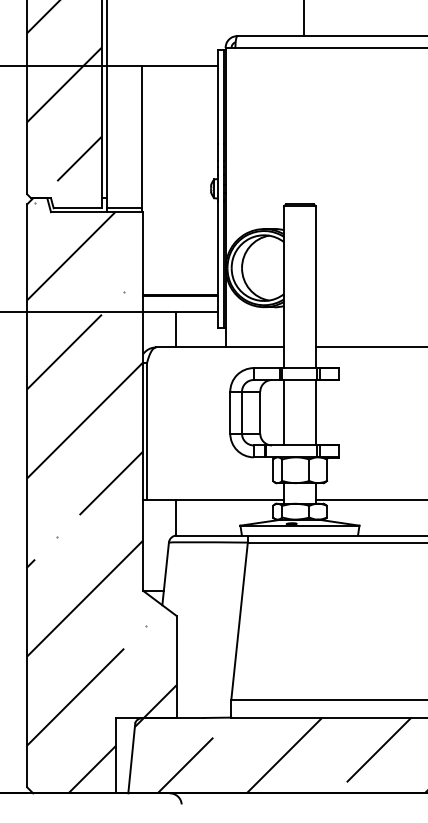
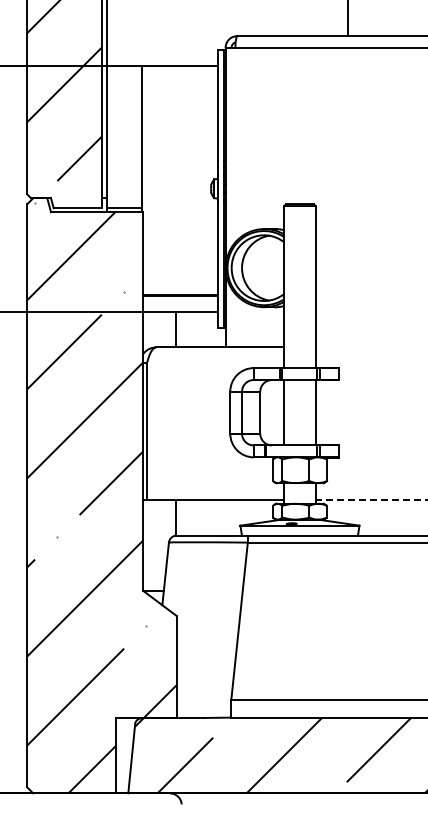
line position: (303, 19) -> (347, 19) (347, 19)
line: present -> none (369, 347)
line: solid -> dashed (371, 500)
